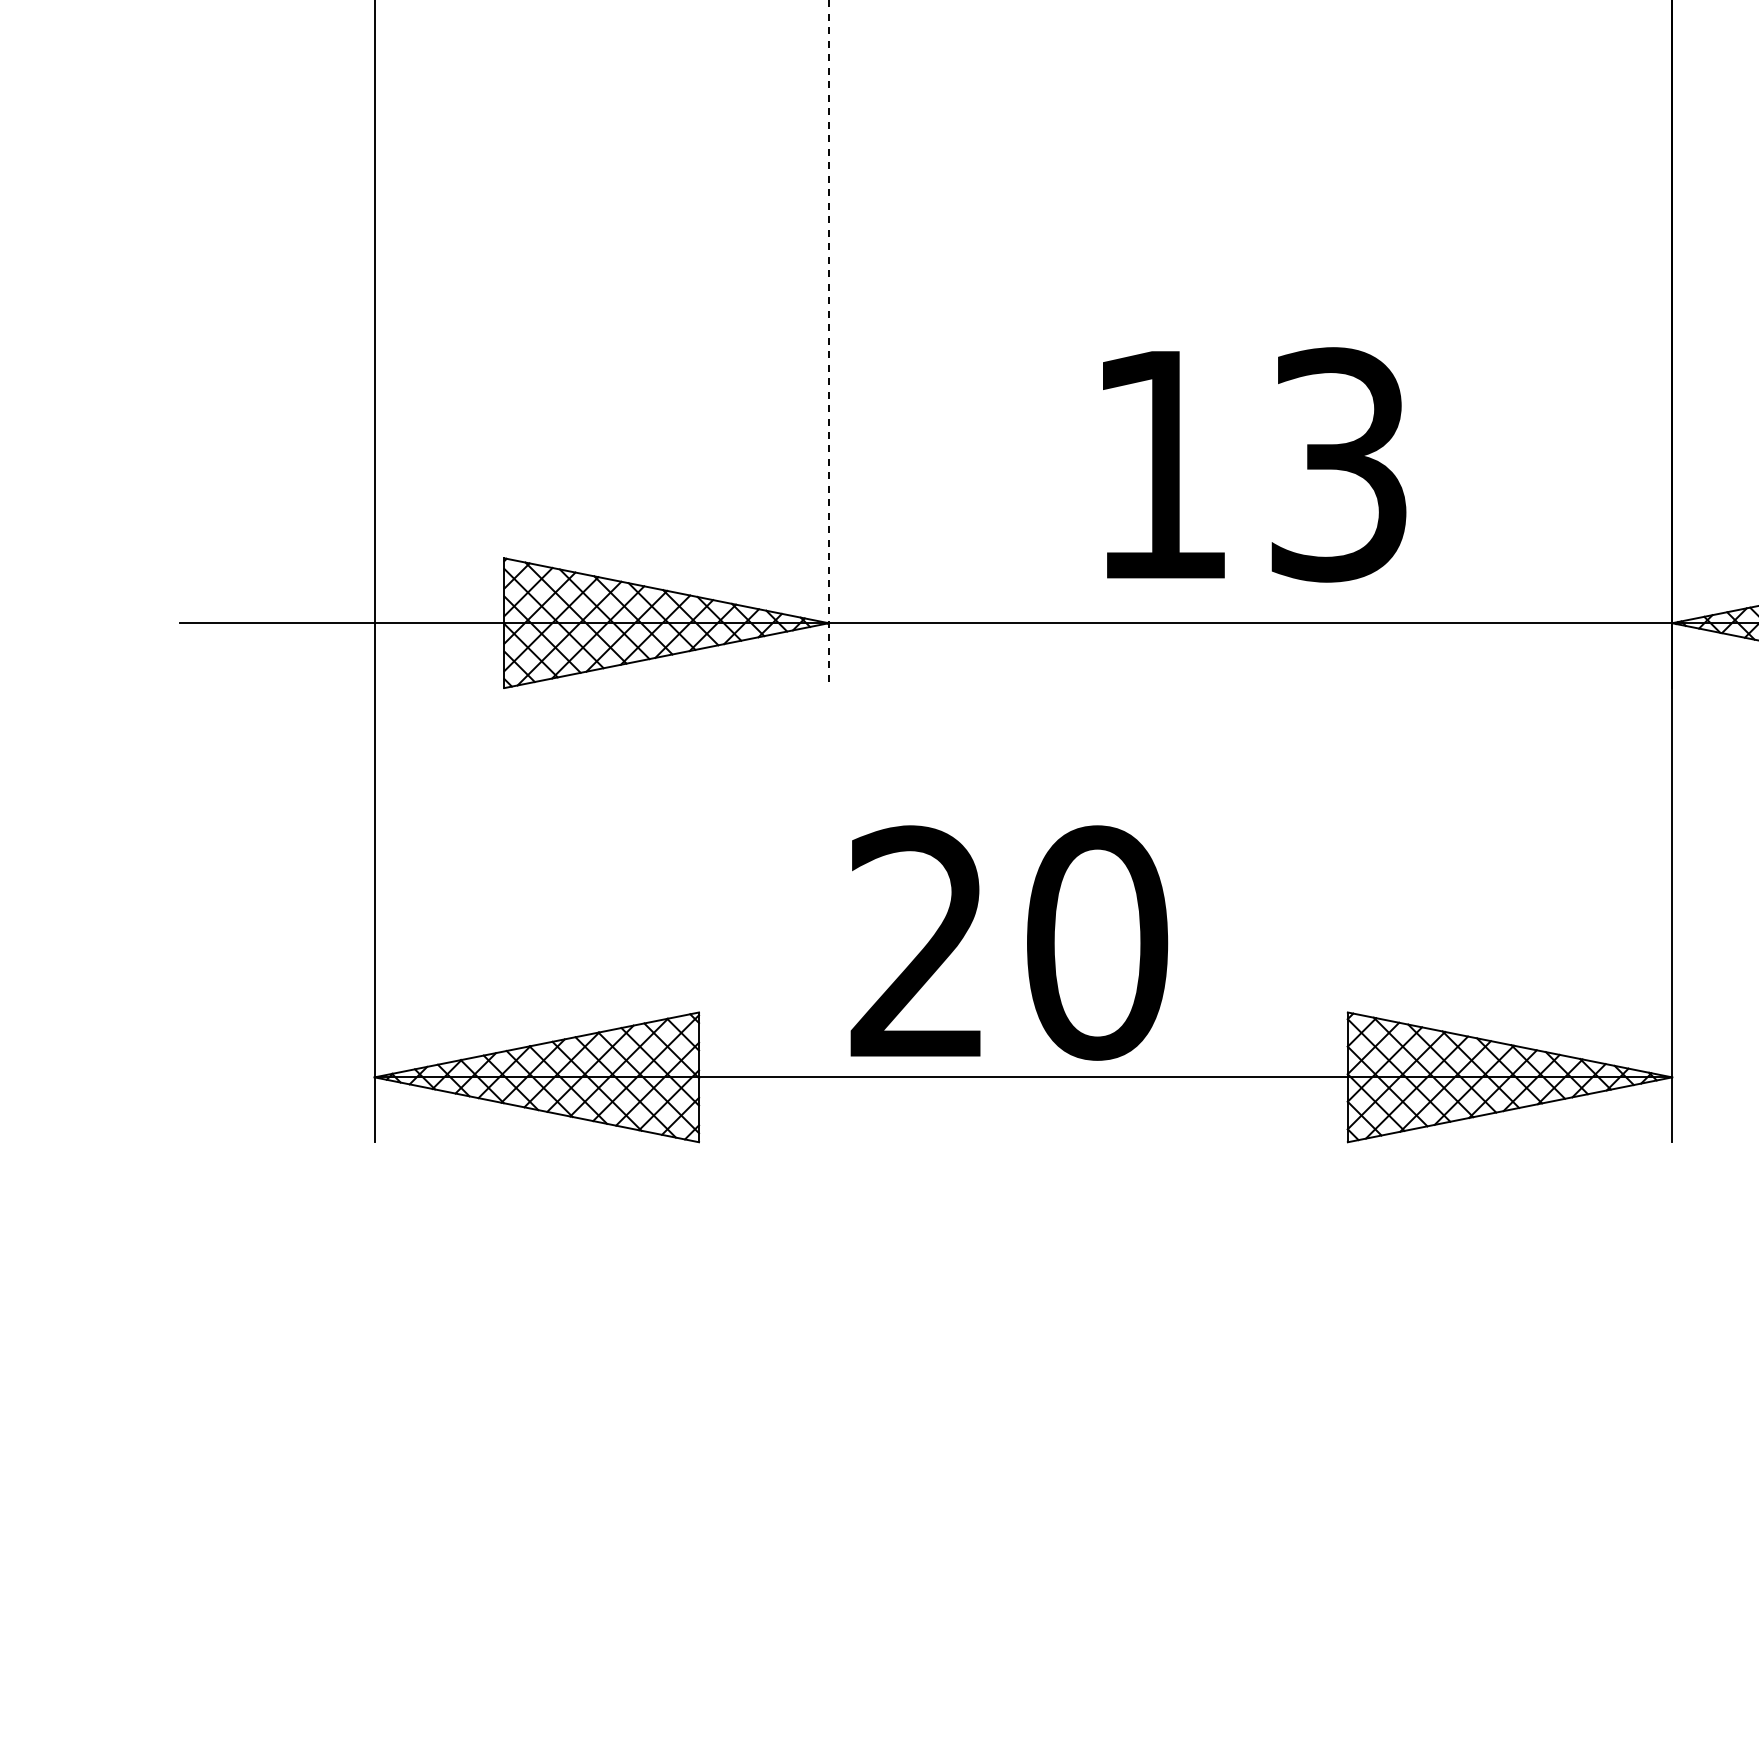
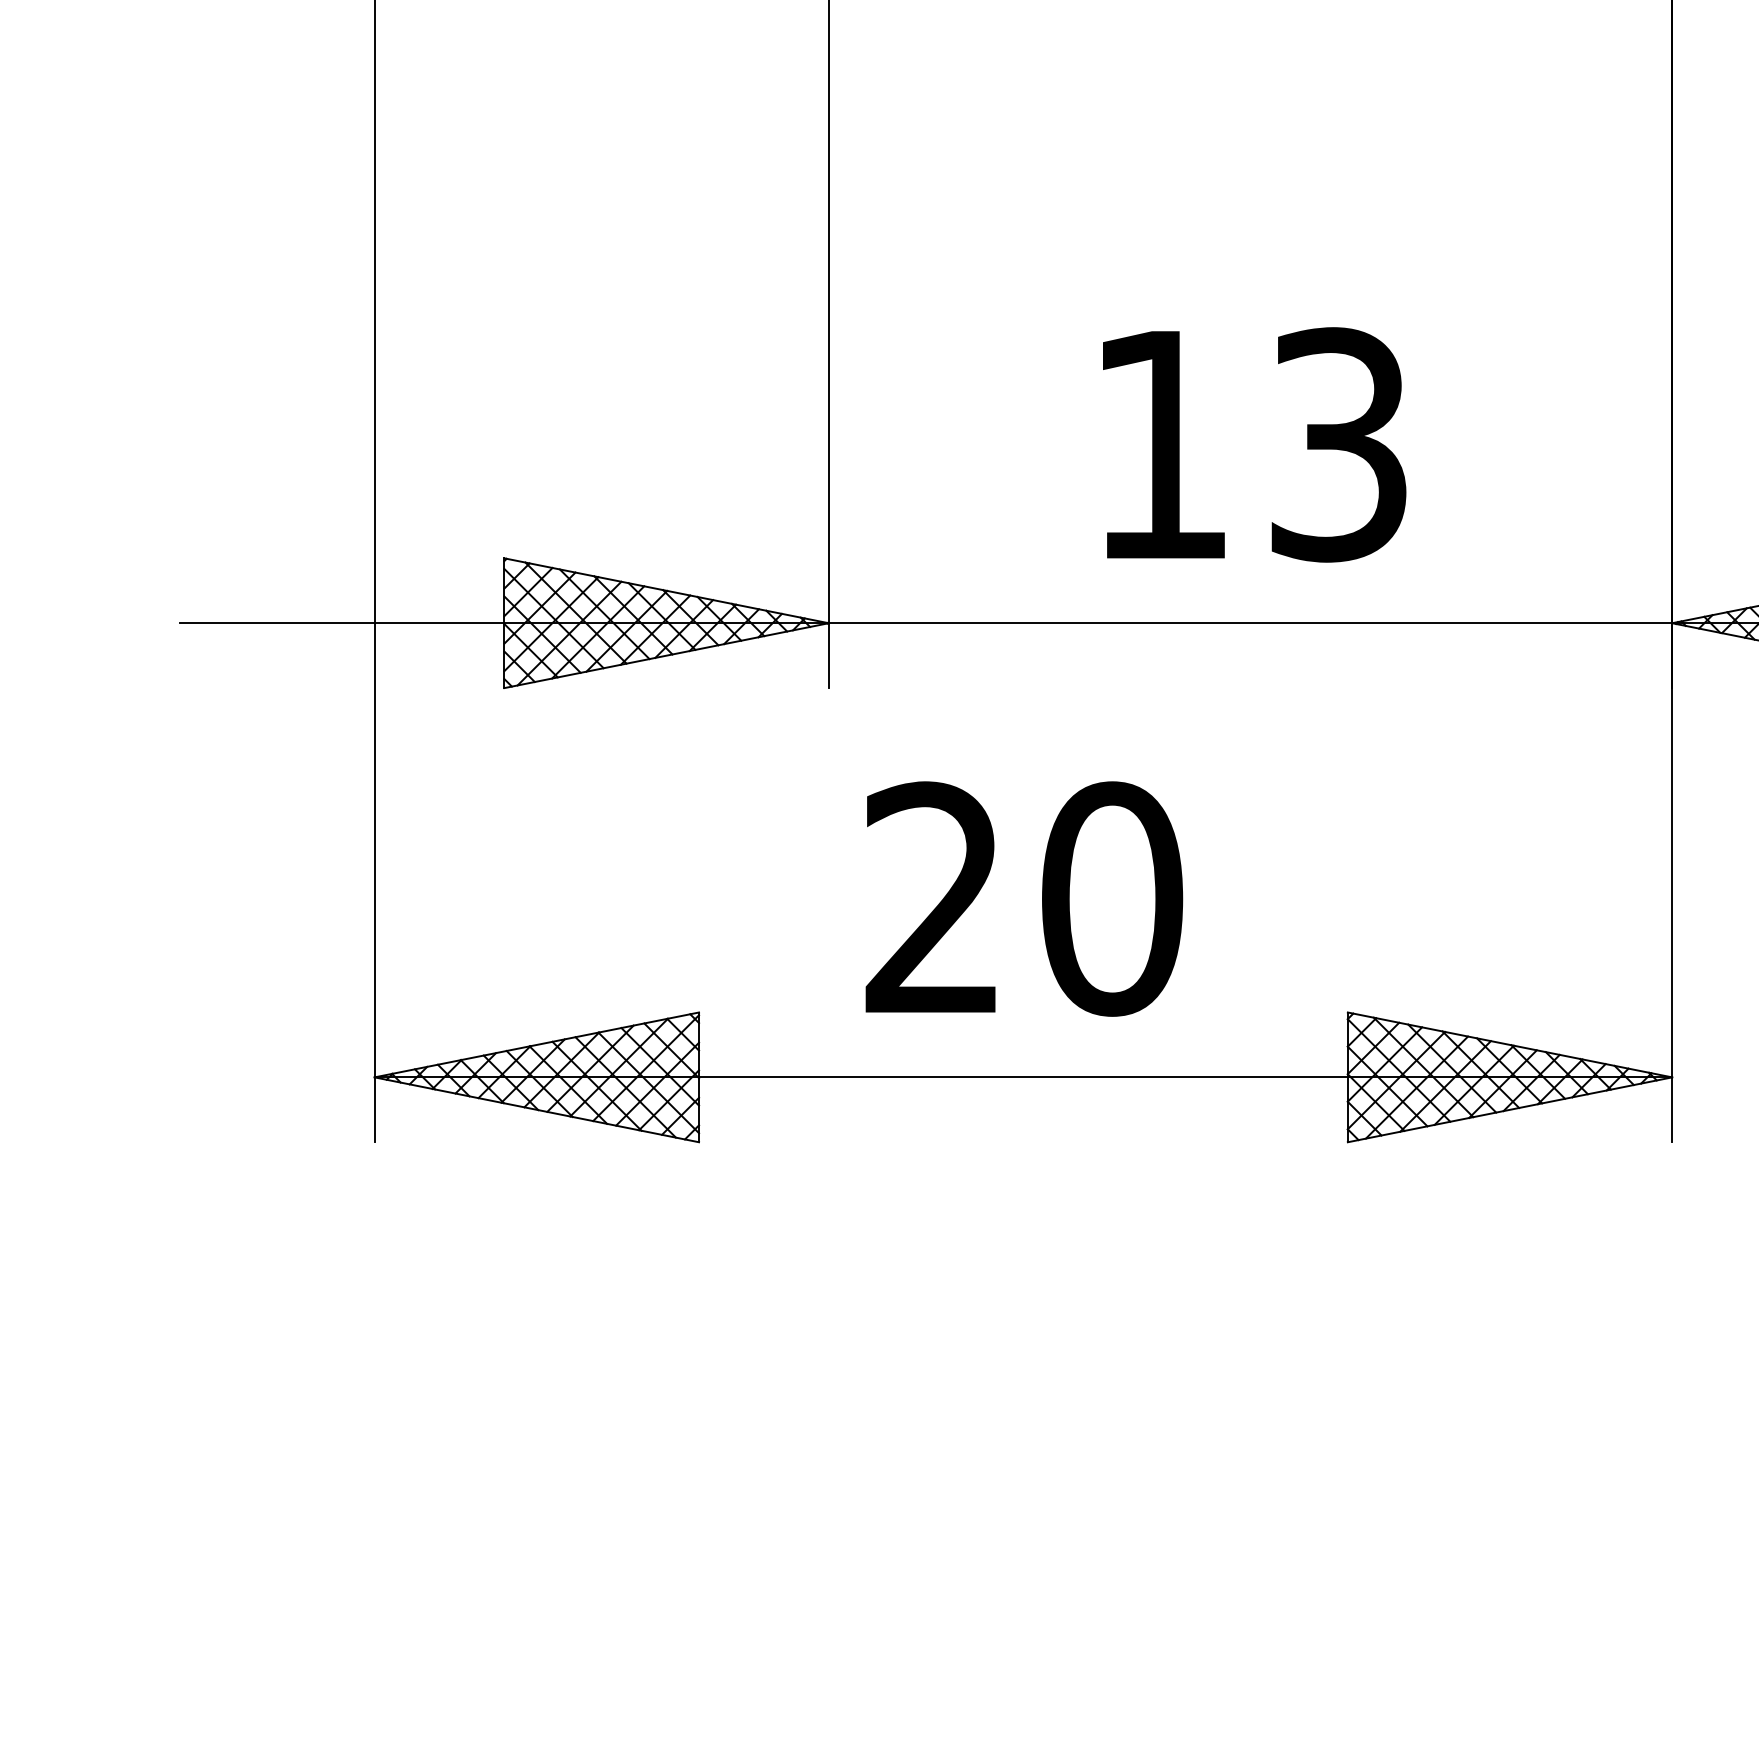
line: dashed -> solid (828, 344)
text position: (1254, 464) -> (1254, 444) (1254, 444)
text position: (1009, 942) -> (1024, 898) (1024, 898)
